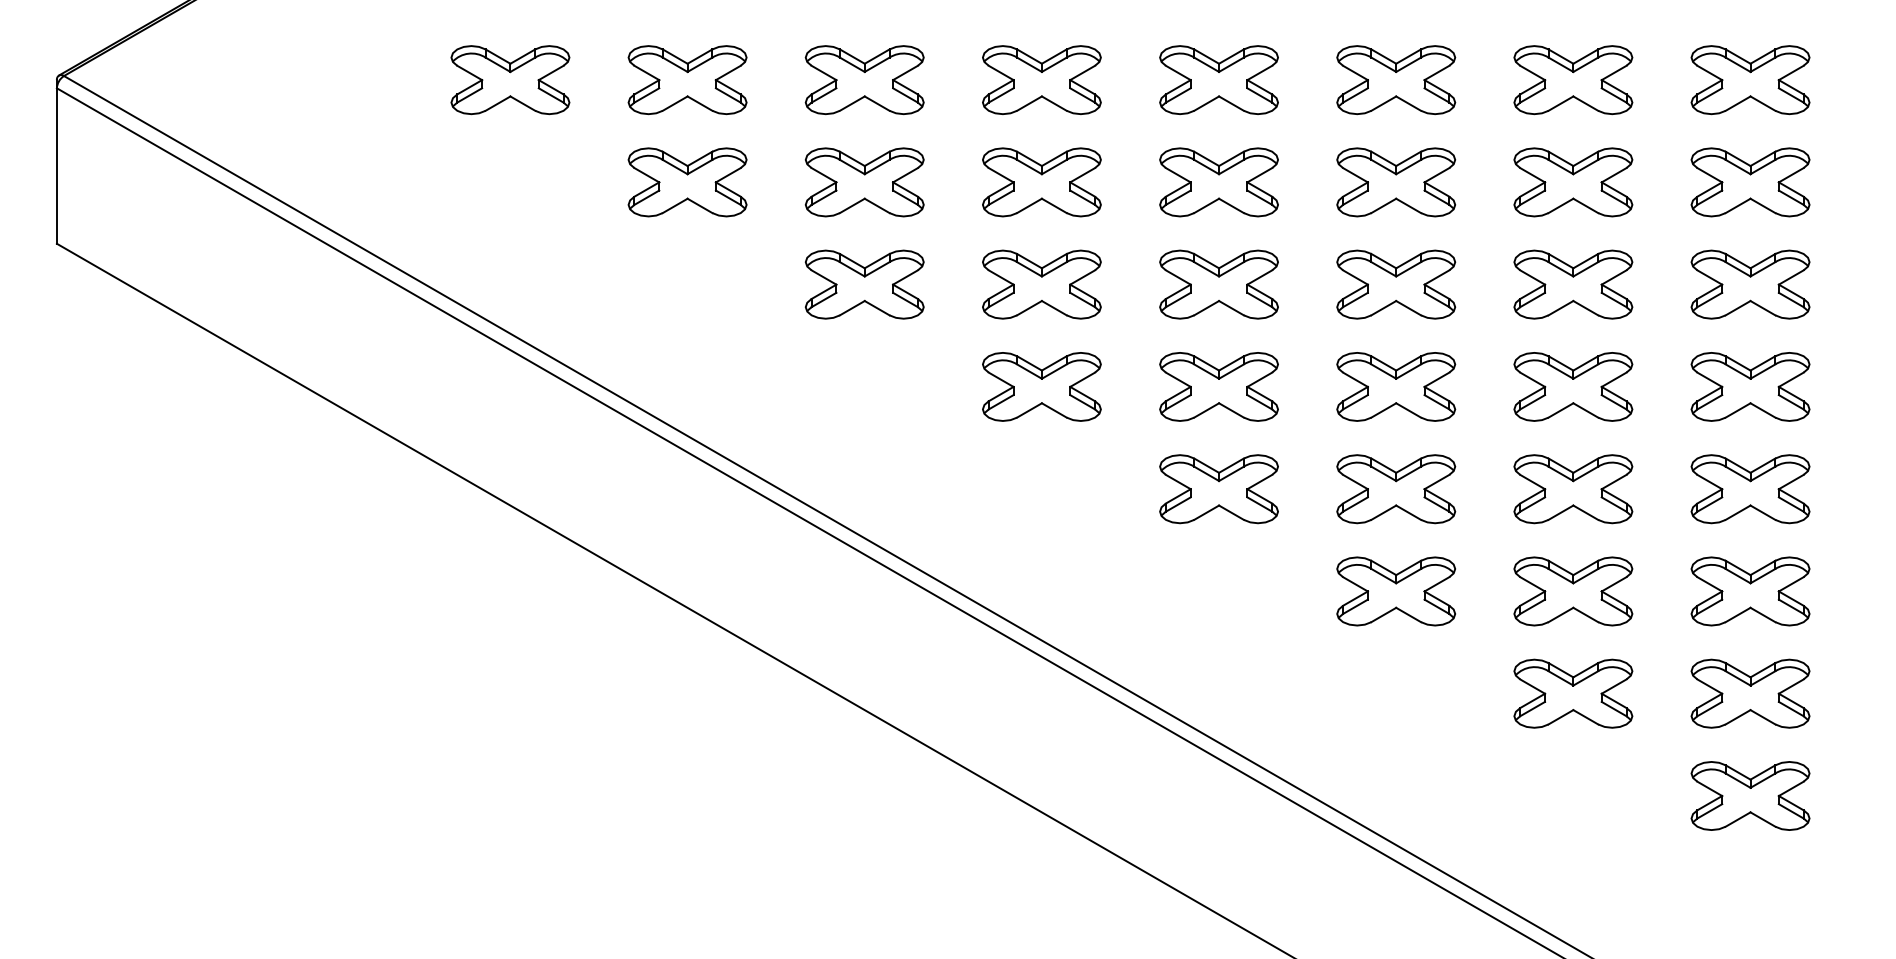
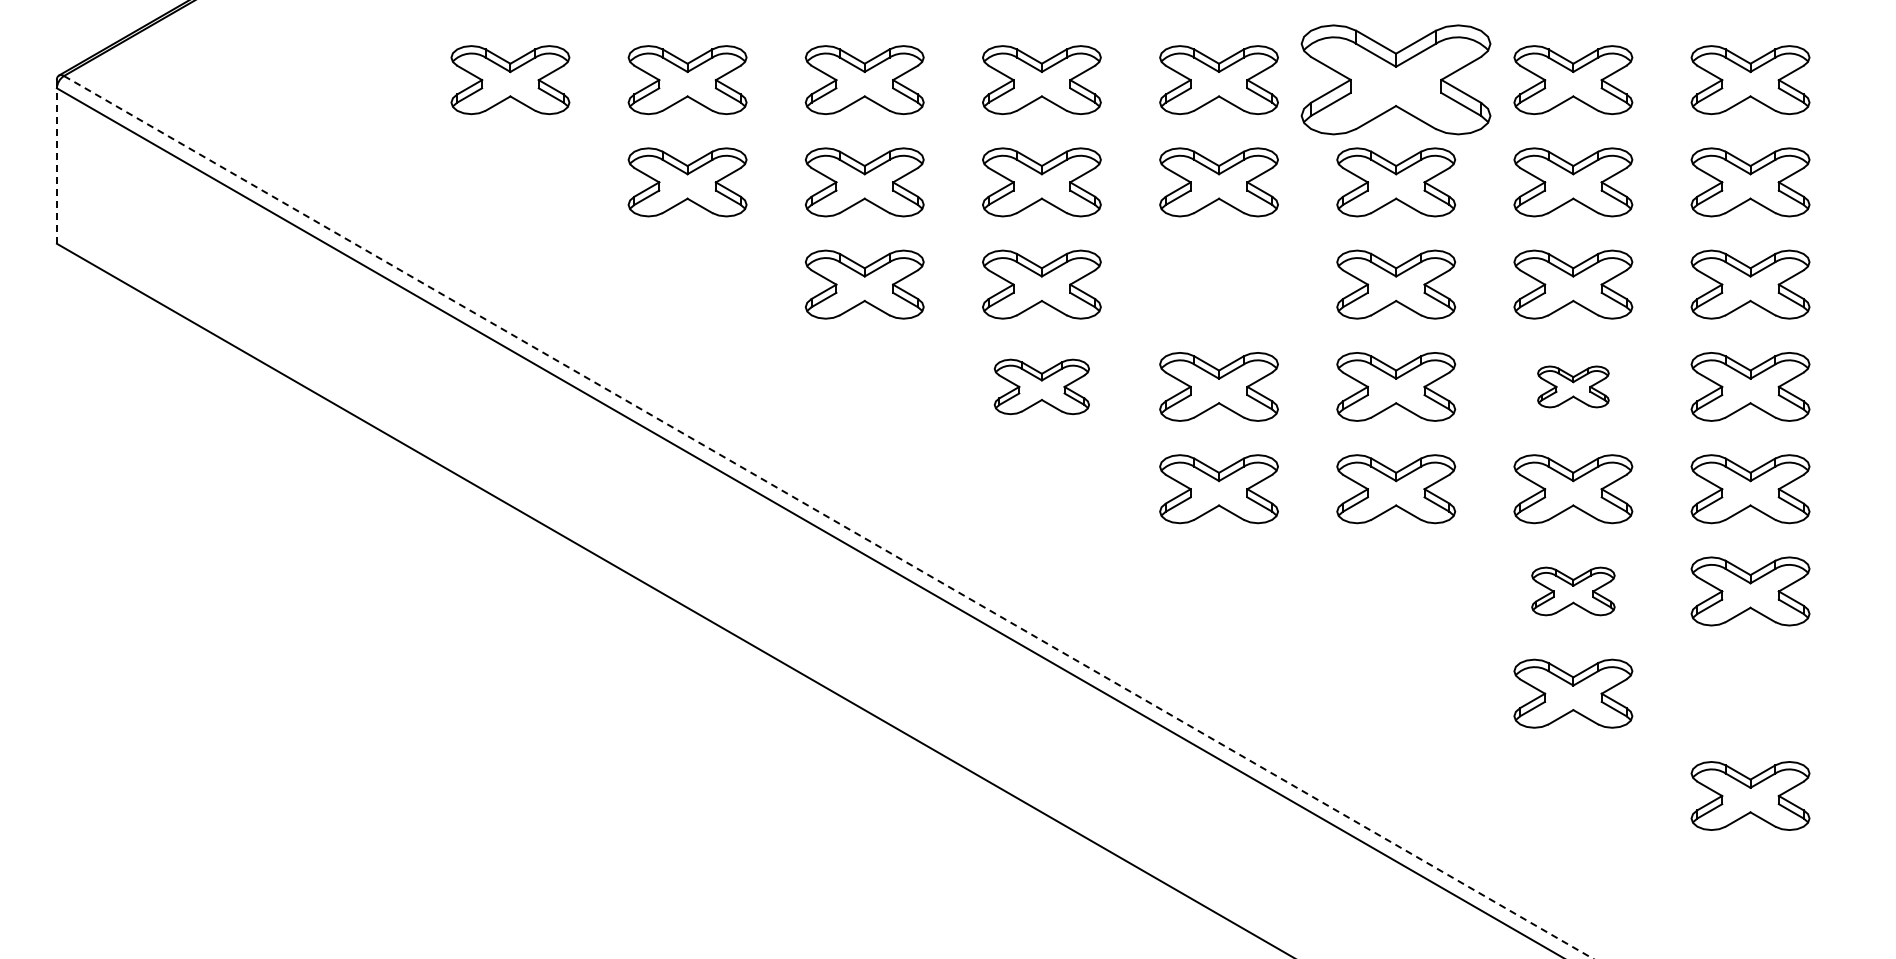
part size: 121x71 px -> 192x112 px (1395, 79)
line: solid -> dashed (56, 166)
part: present -> none (1218, 284)
part size: 120x70 px -> 97x58 px (1041, 386)
part size: 121x70 px -> 73x44 px (1573, 386)
line: solid -> dashed (828, 517)
part: present -> none (1395, 591)
part size: 121x71 px -> 85x51 px (1573, 591)
part: present -> none (1750, 693)
